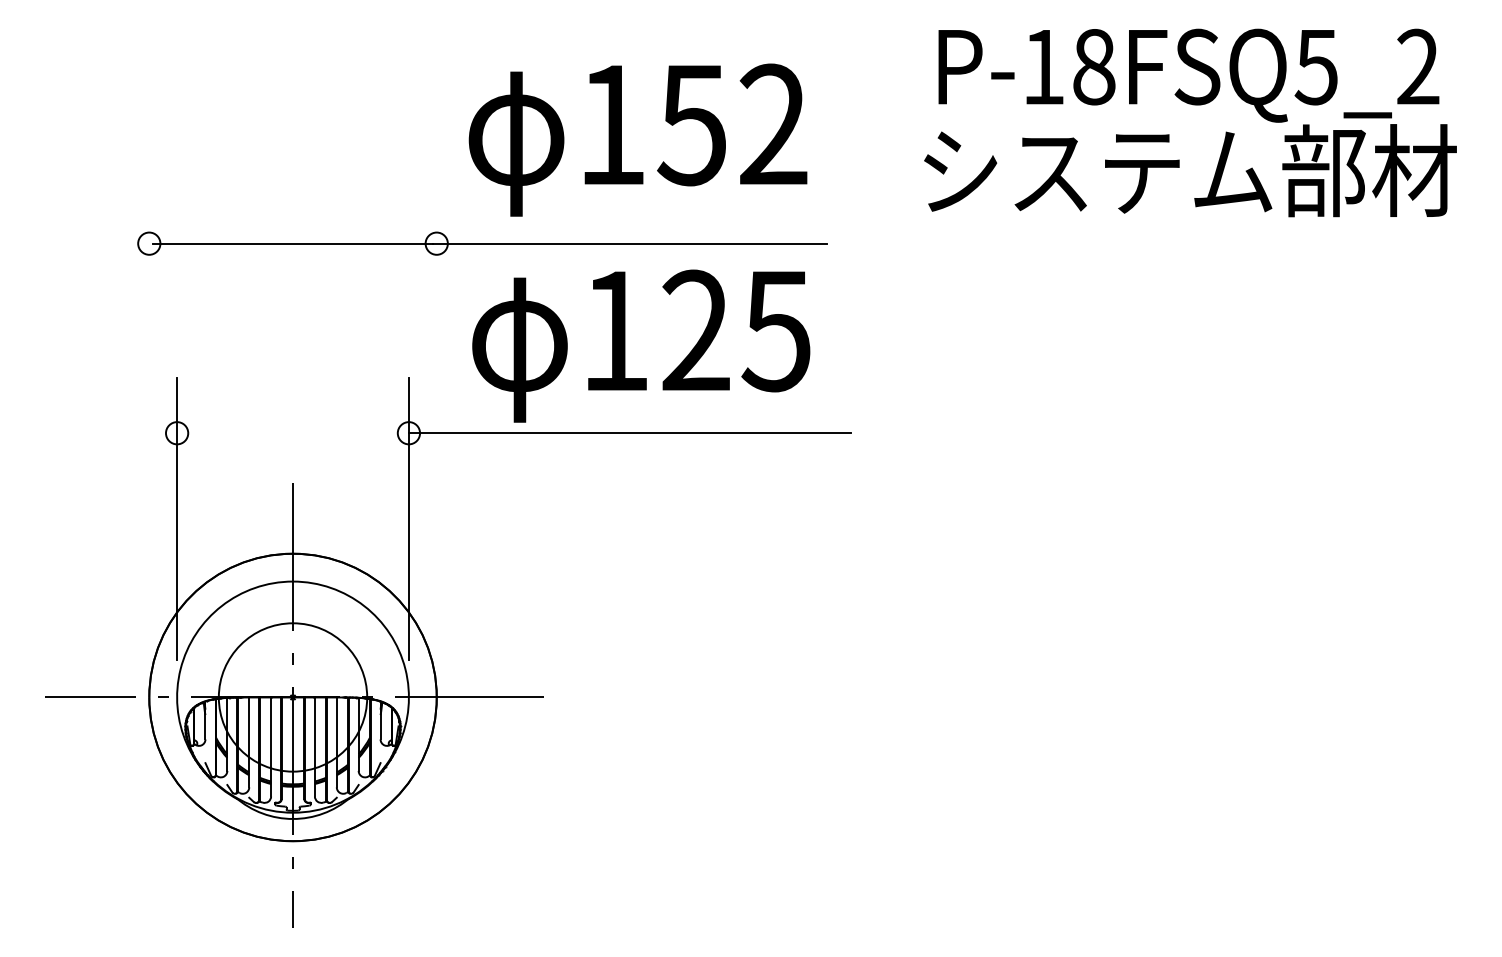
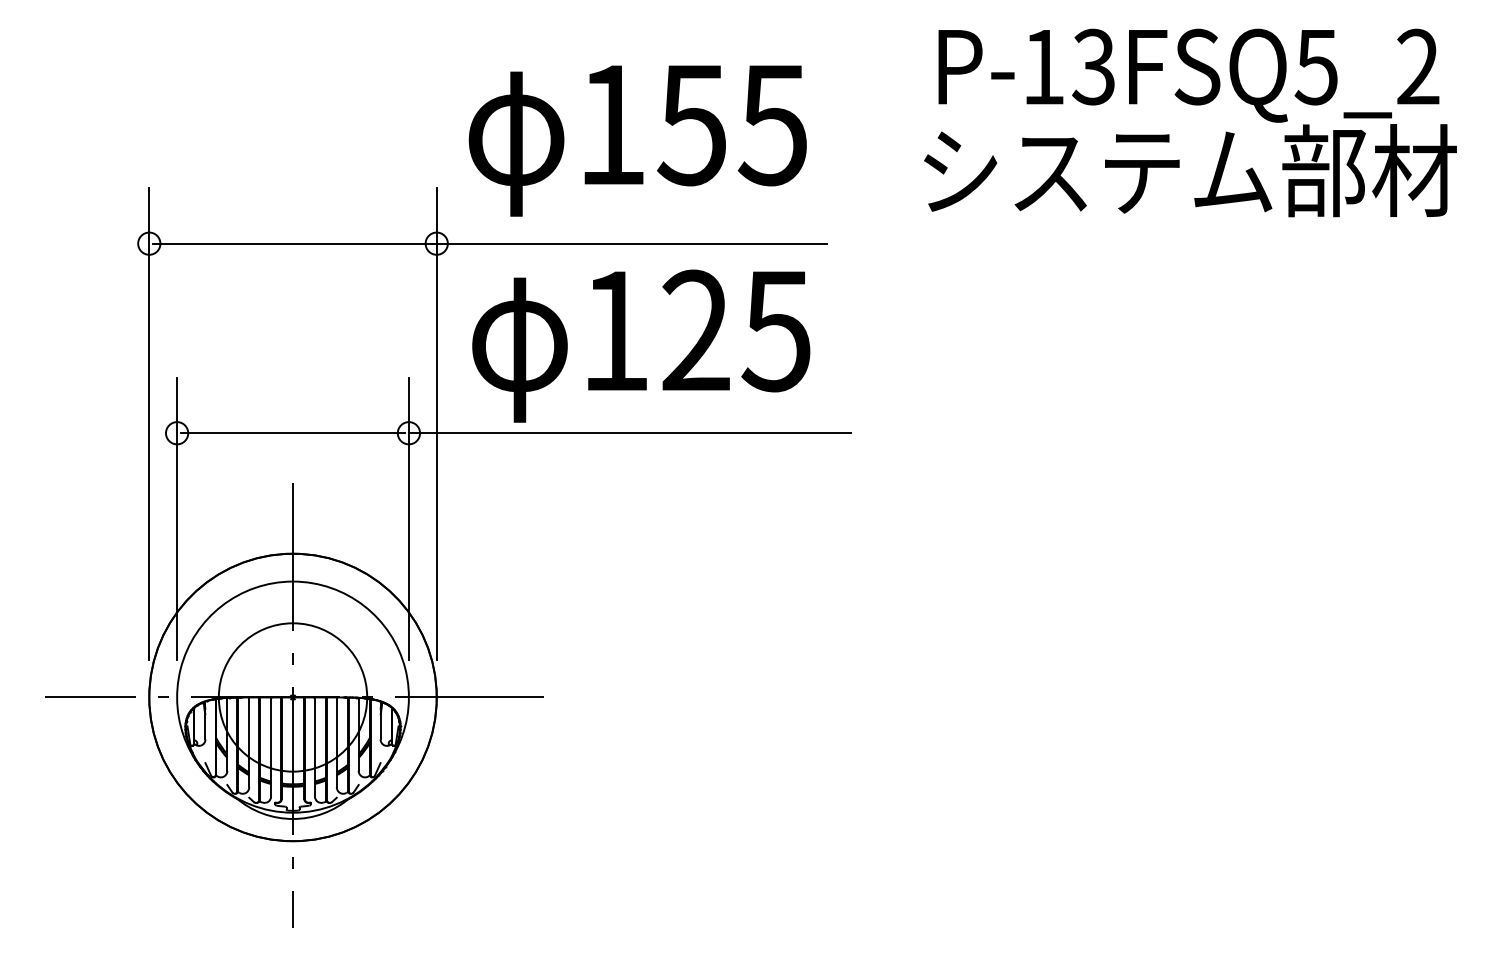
text: P-18FSQ5_2 -> P-13FSQ5_2 (1093, 66)
text: 152 -> 155 (772, 124)
line: none -> present (149, 424)
line: none -> present (436, 424)
line: none -> present (292, 433)
